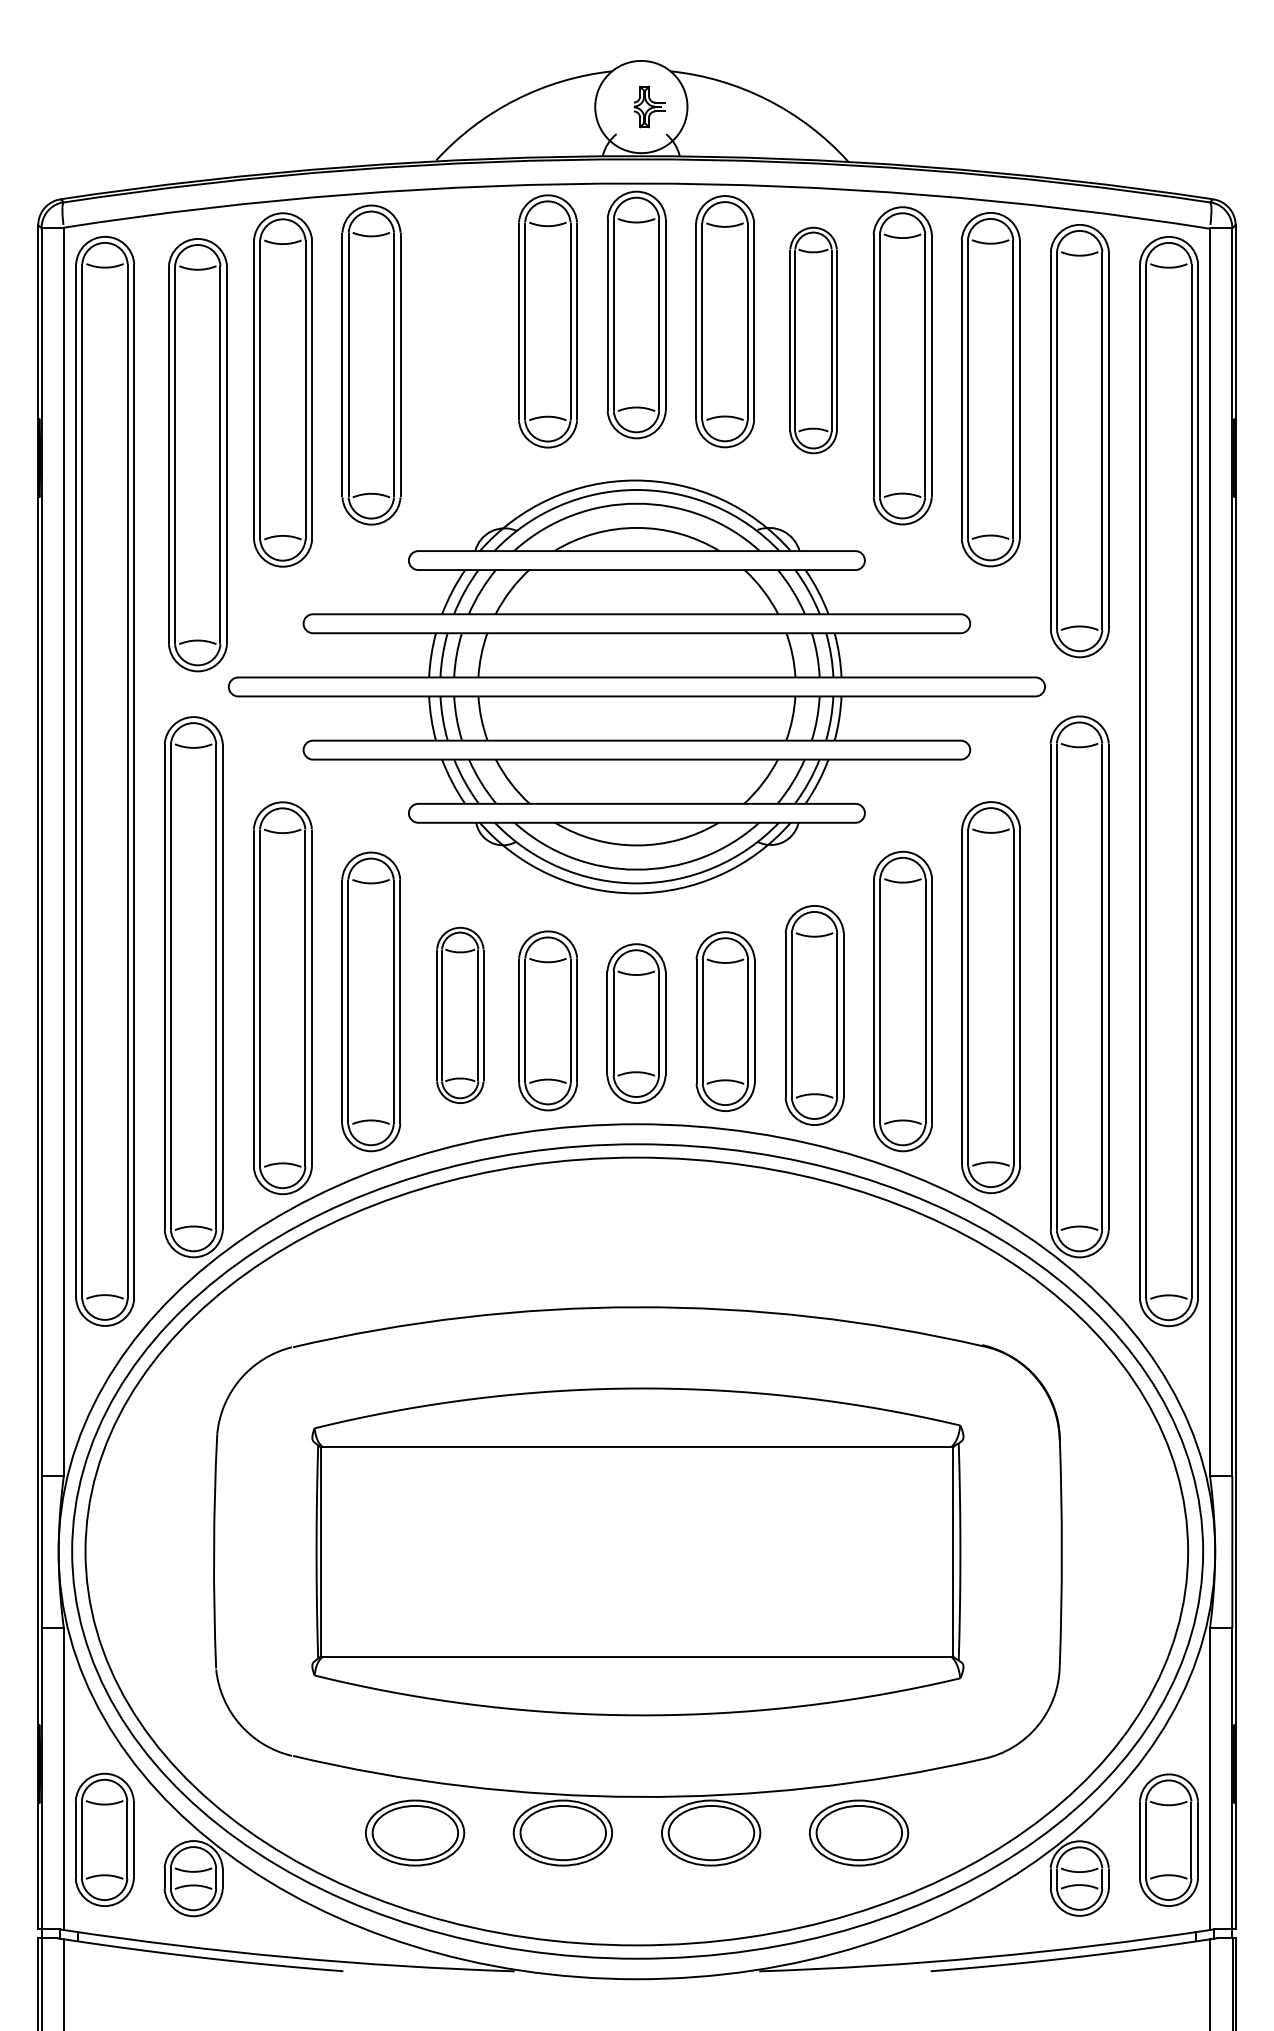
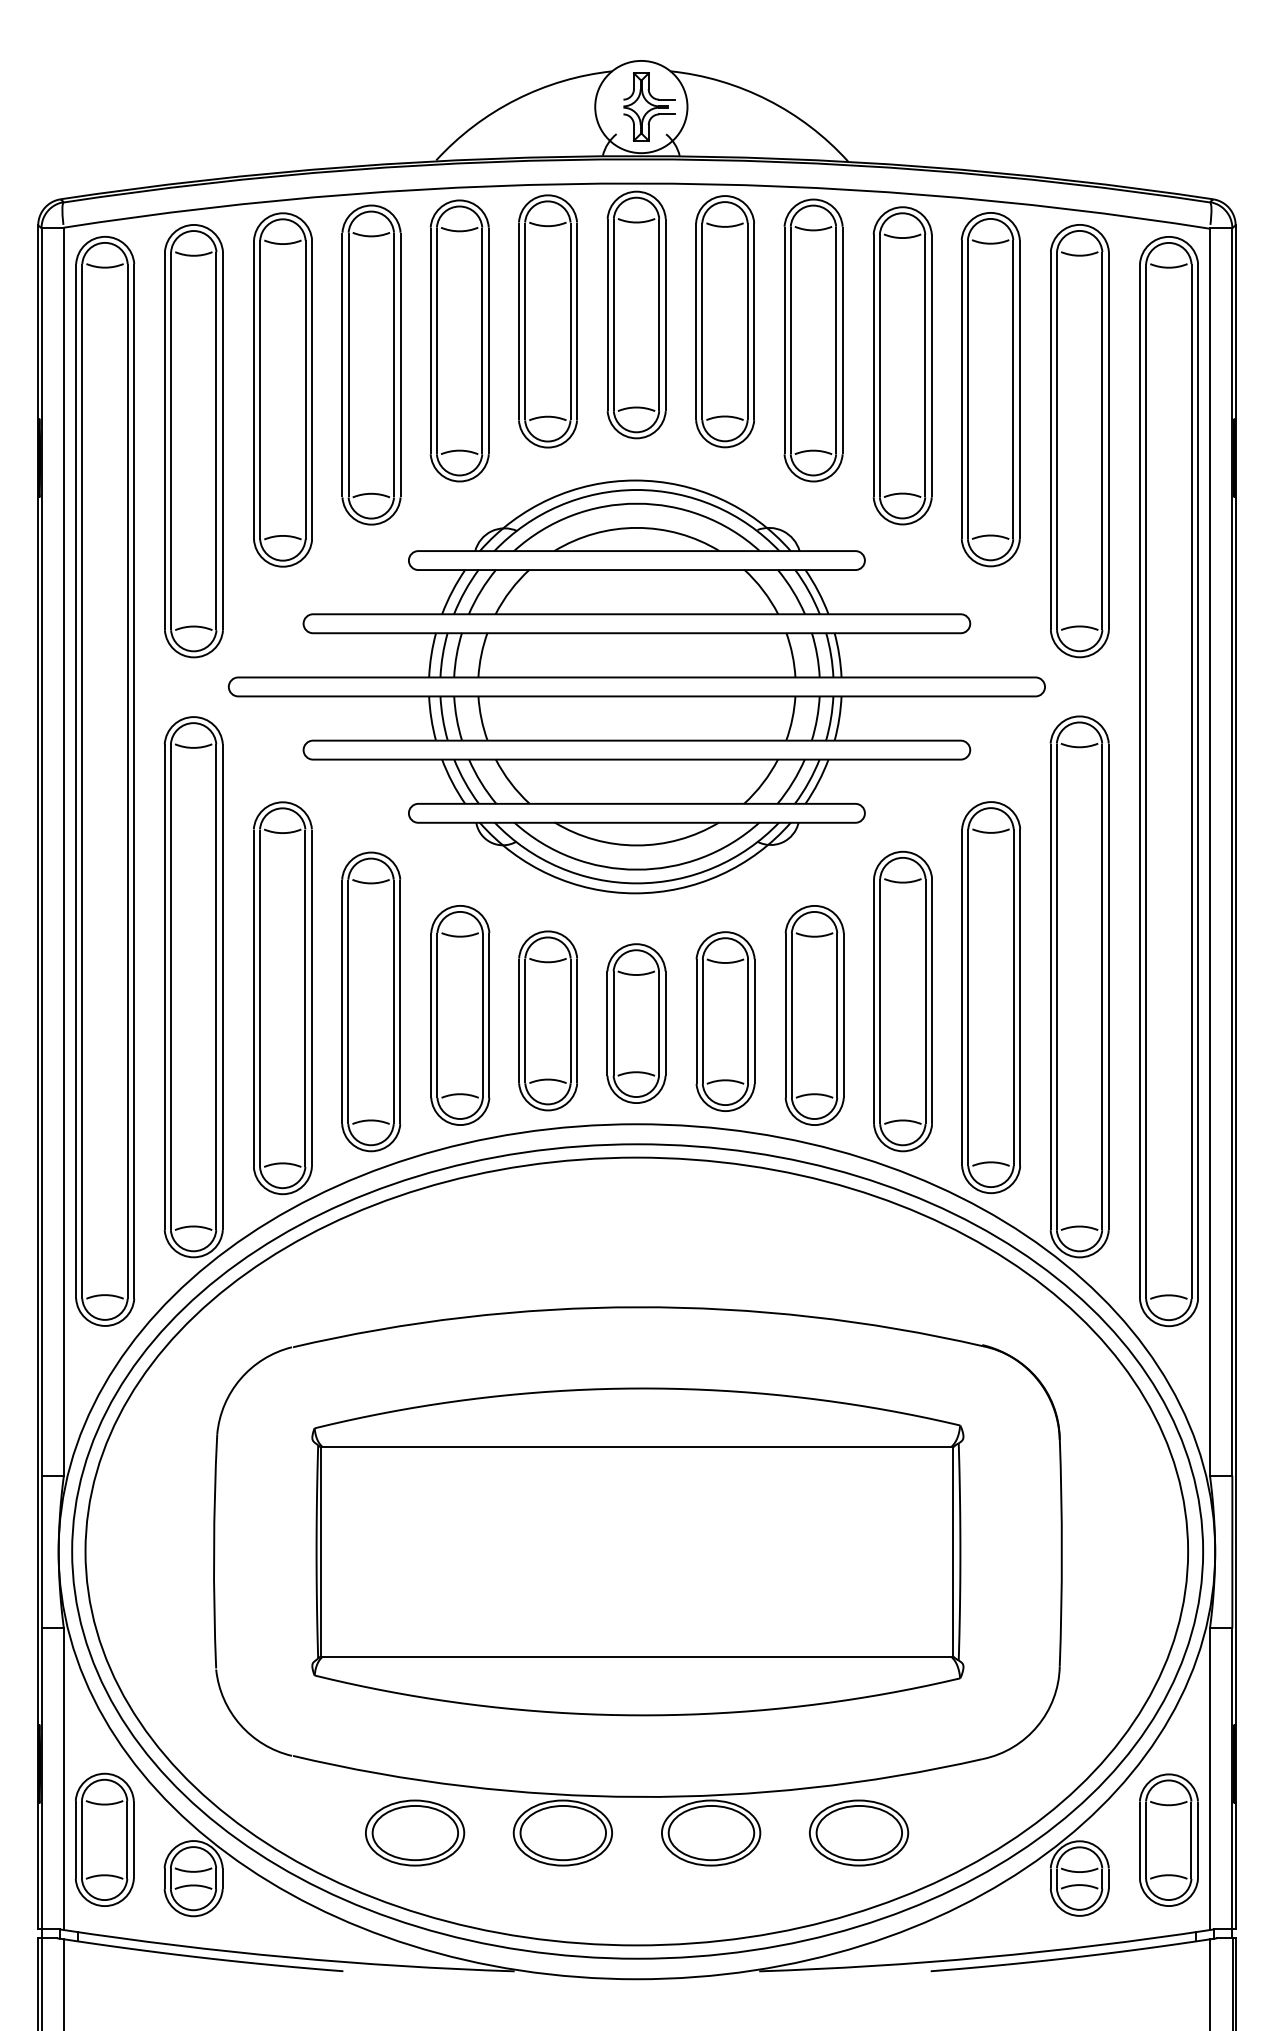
part size: 33x44 px -> 53x70 px (649, 106)
part: none -> present (459, 340)
part size: 49x229 px -> 61x285 px (813, 340)
part position: (197, 455) -> (193, 441) (193, 441)
part size: 49x178 px -> 61x221 px (460, 1015)
